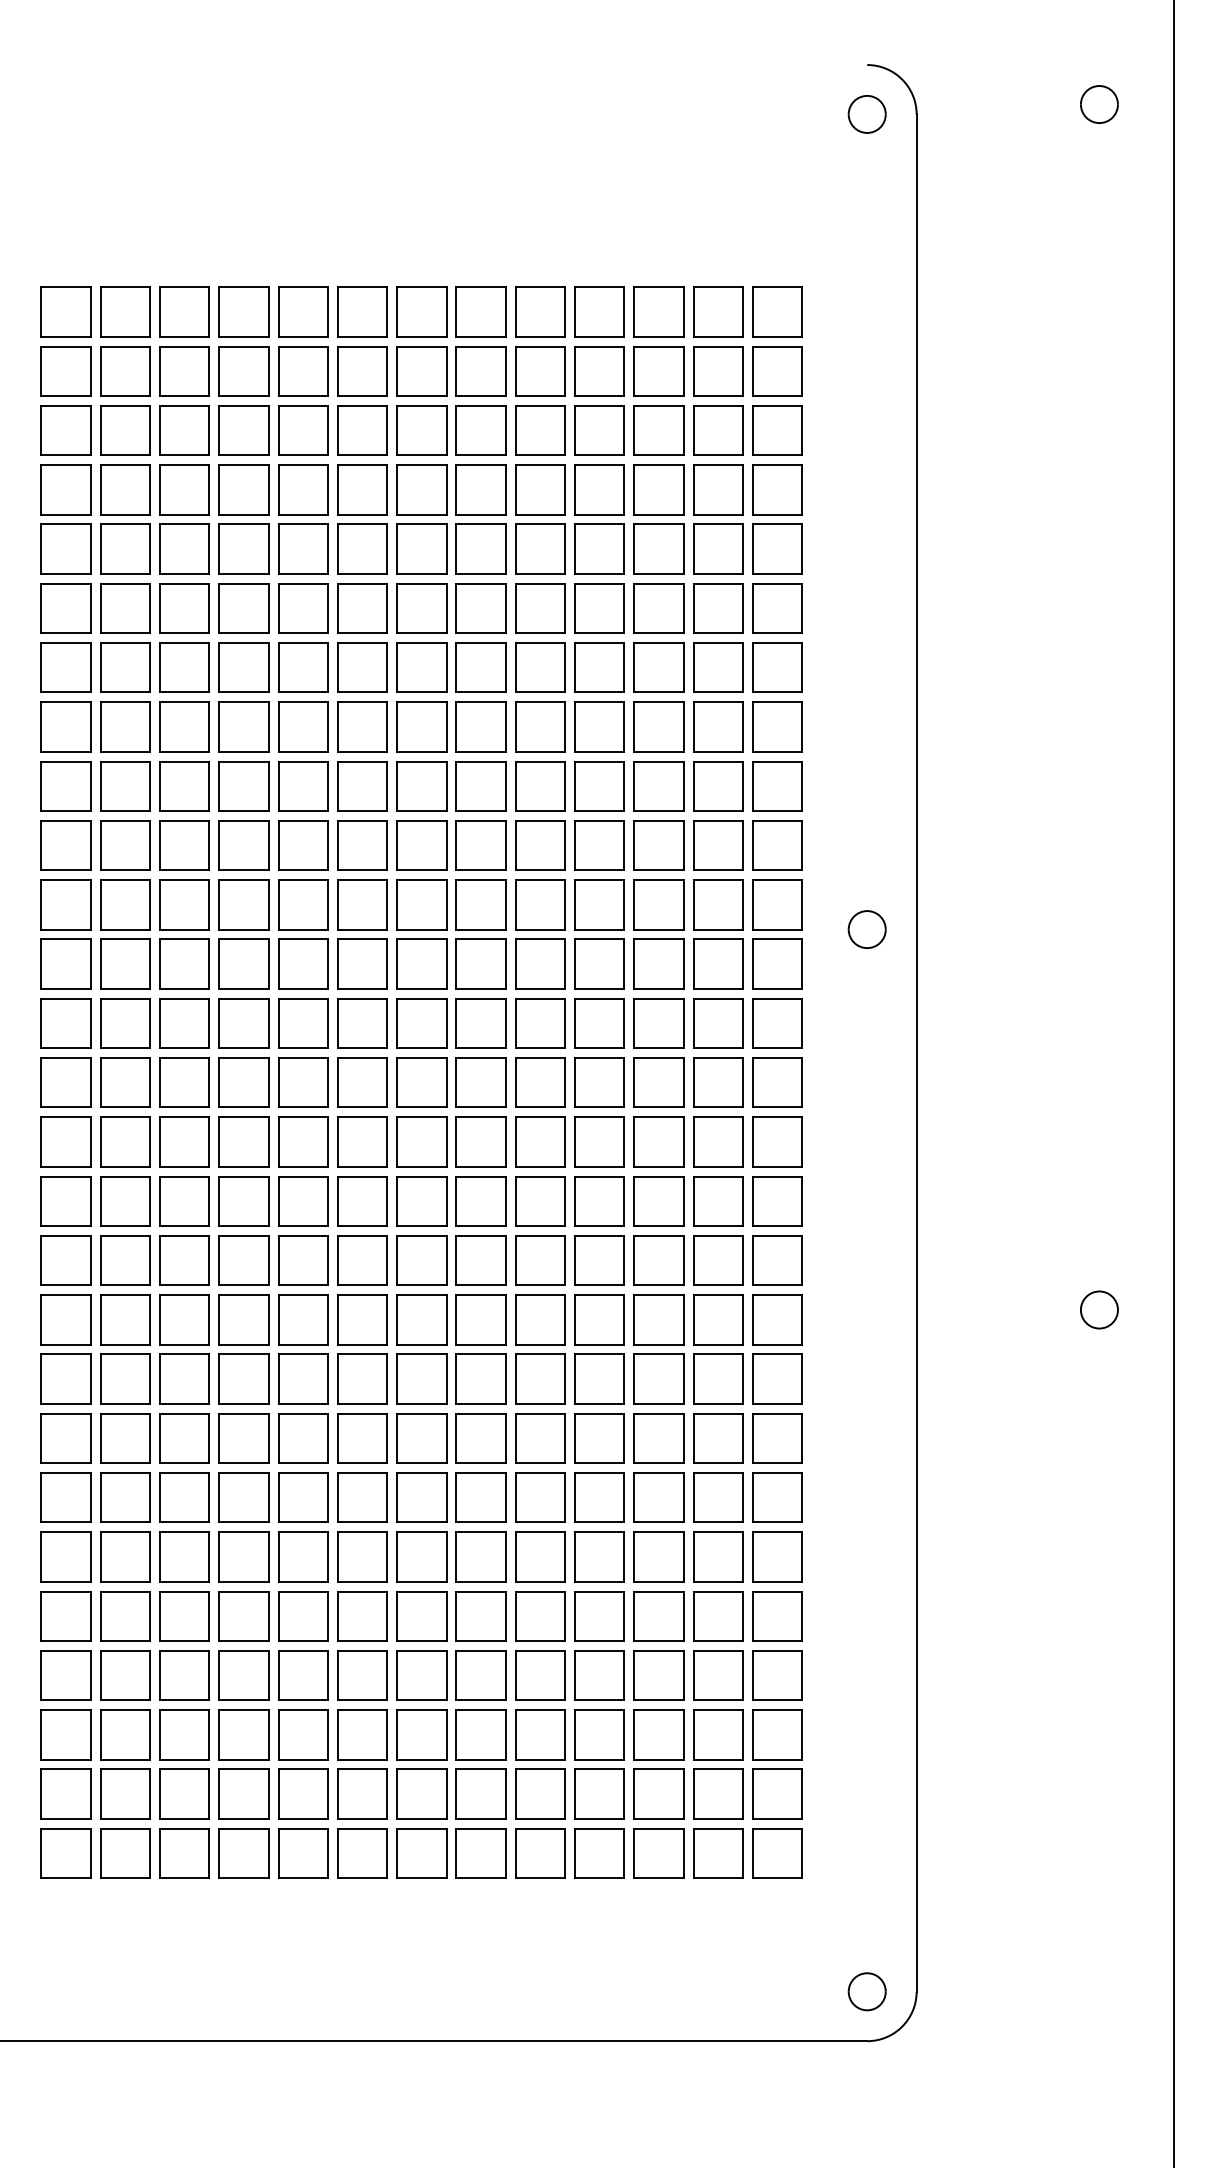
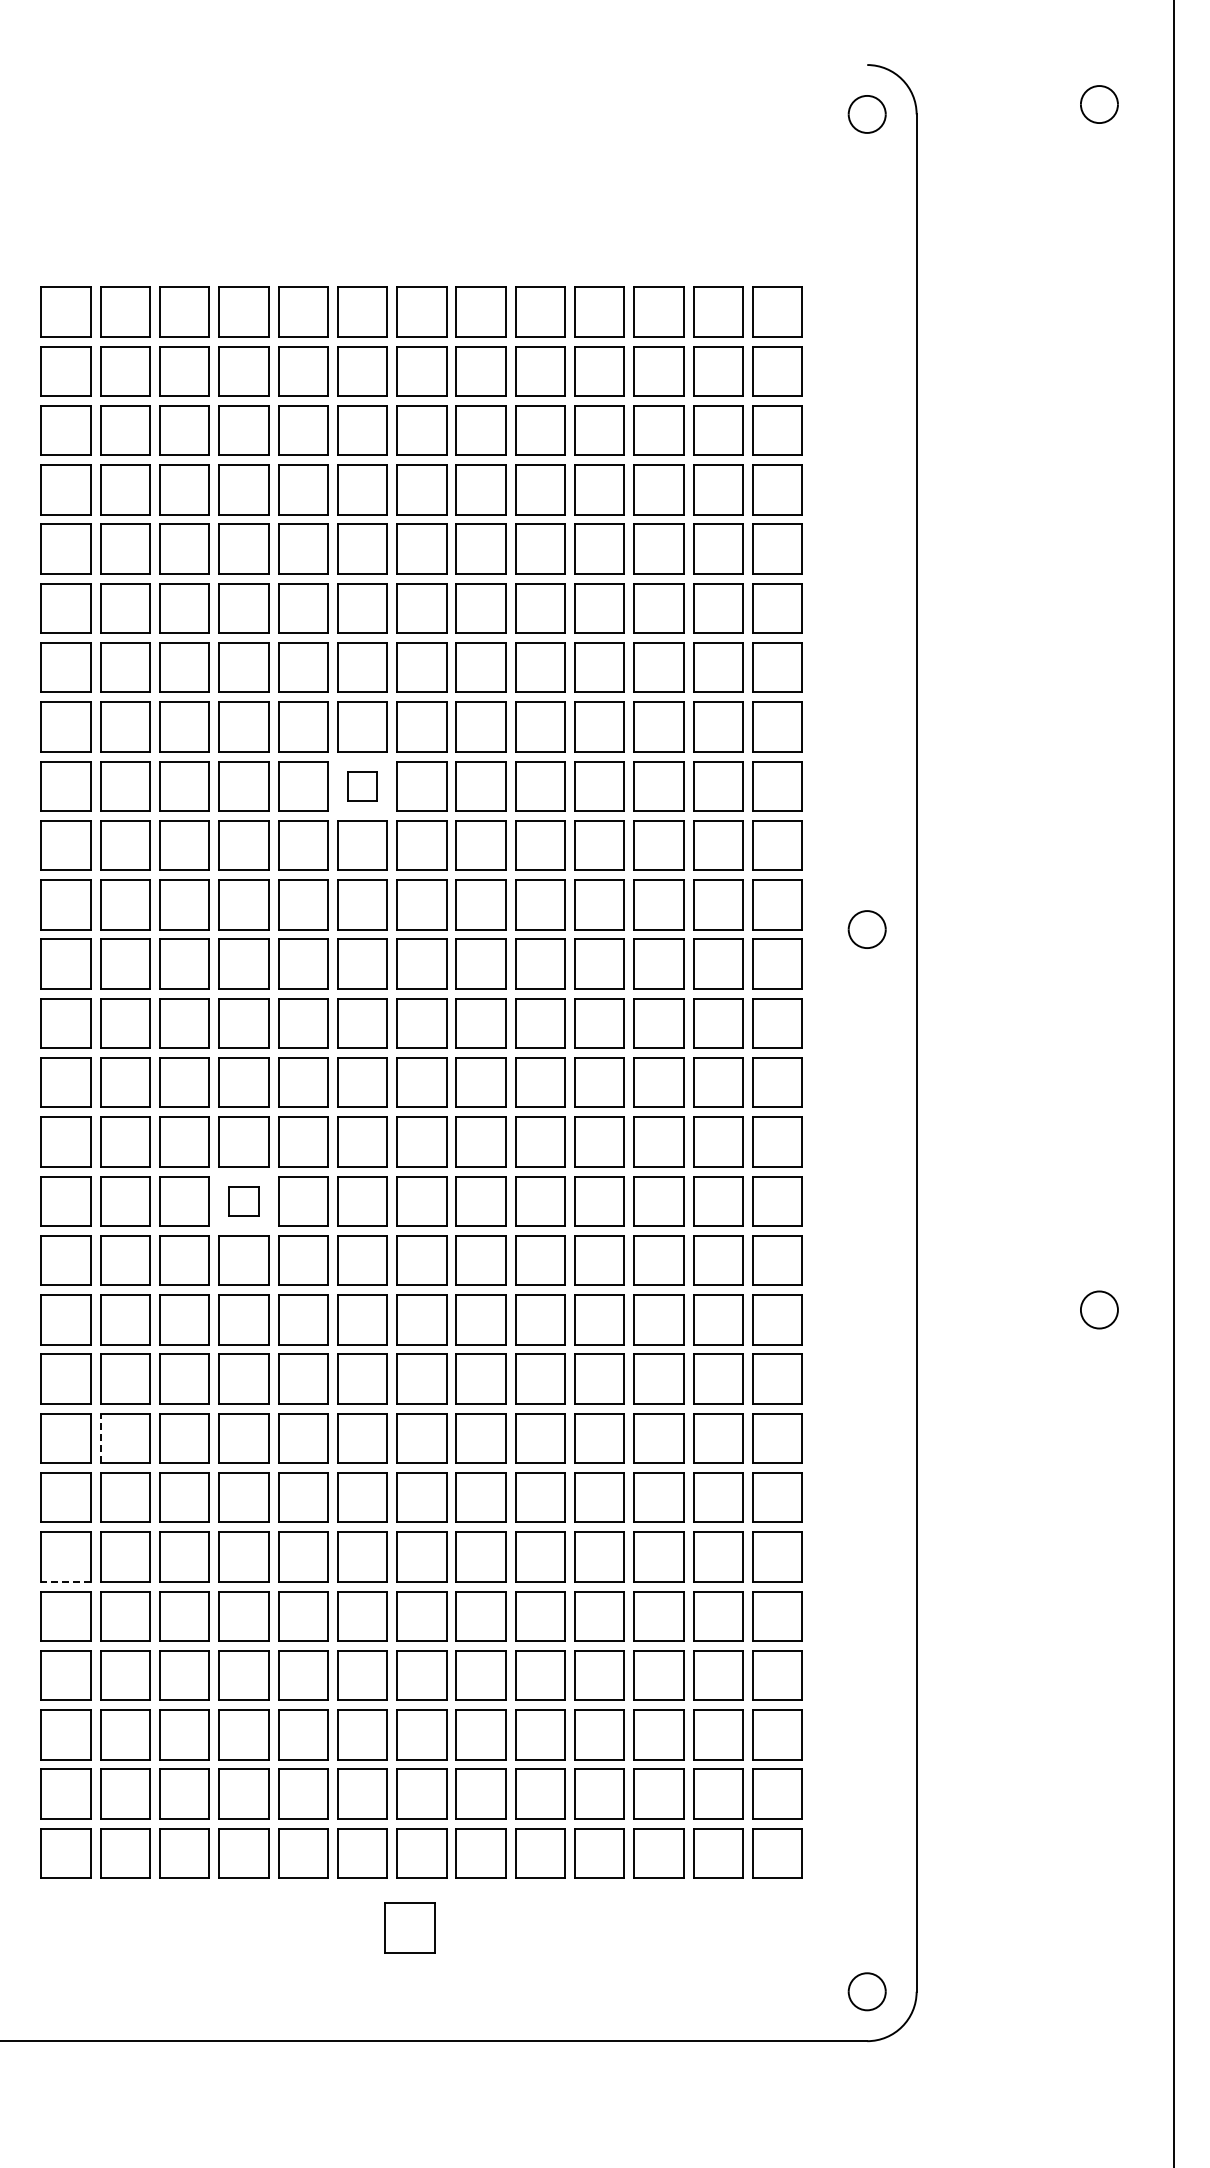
part size: 51x51 px -> 31x31 px (362, 786)
part size: 52x51 px -> 32x31 px (243, 1201)
line: solid -> dashed (100, 1438)
line: solid -> dashed (66, 1581)
part: none -> present (409, 1927)
